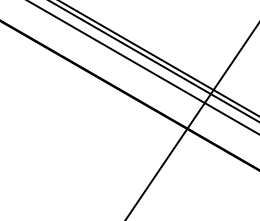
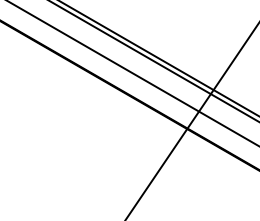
line position: (143, 67) -> (132, 73) (132, 73)
